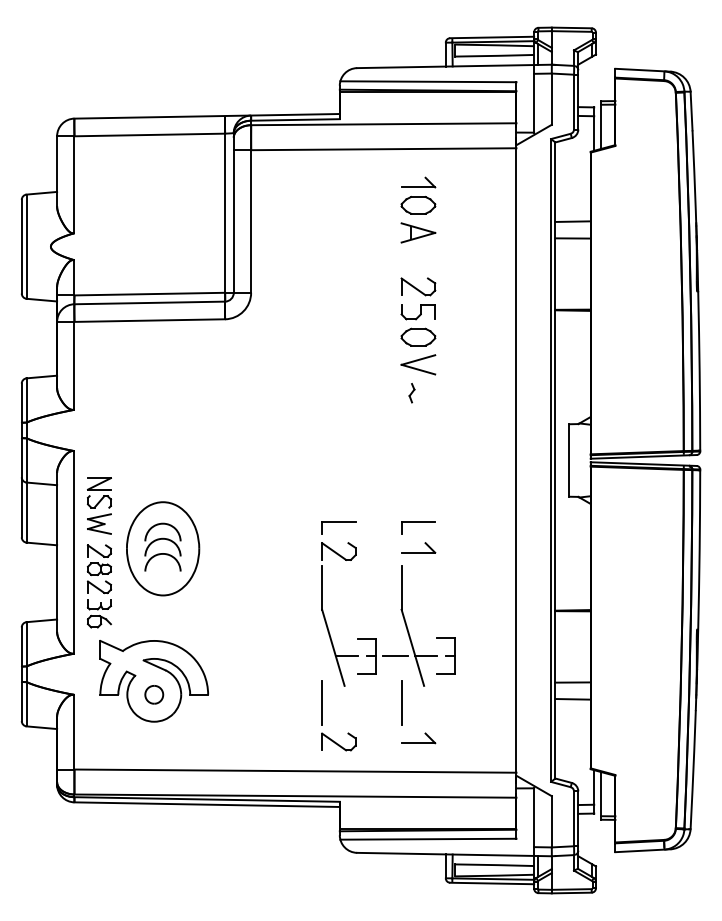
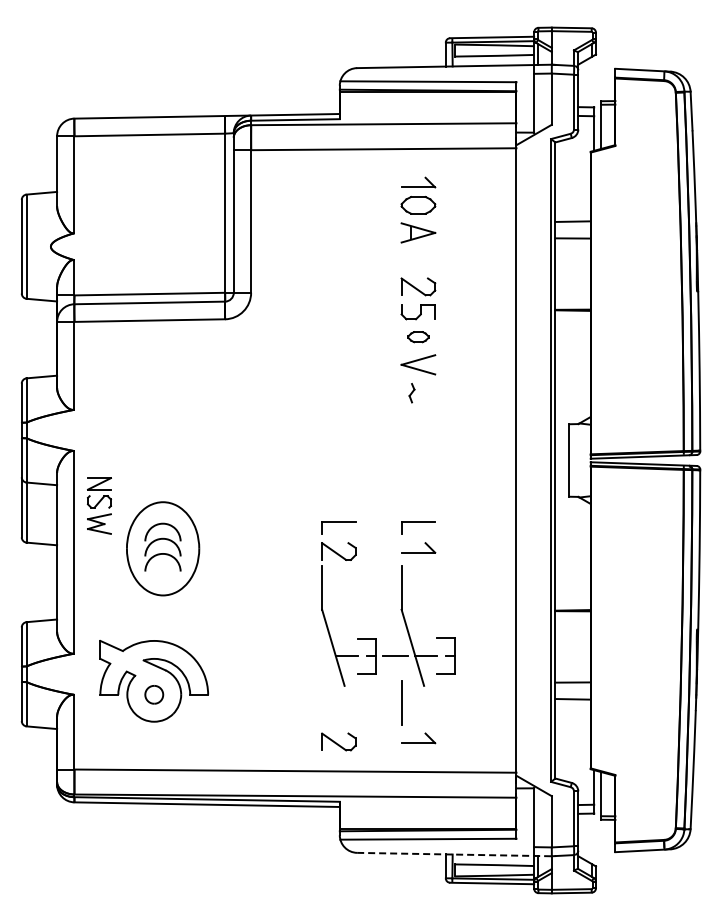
part size: 37x20 px -> 23x13 px (418, 337)
part: present -> none (99, 586)
line: present -> none (322, 702)
line: solid -> dashed (454, 854)
